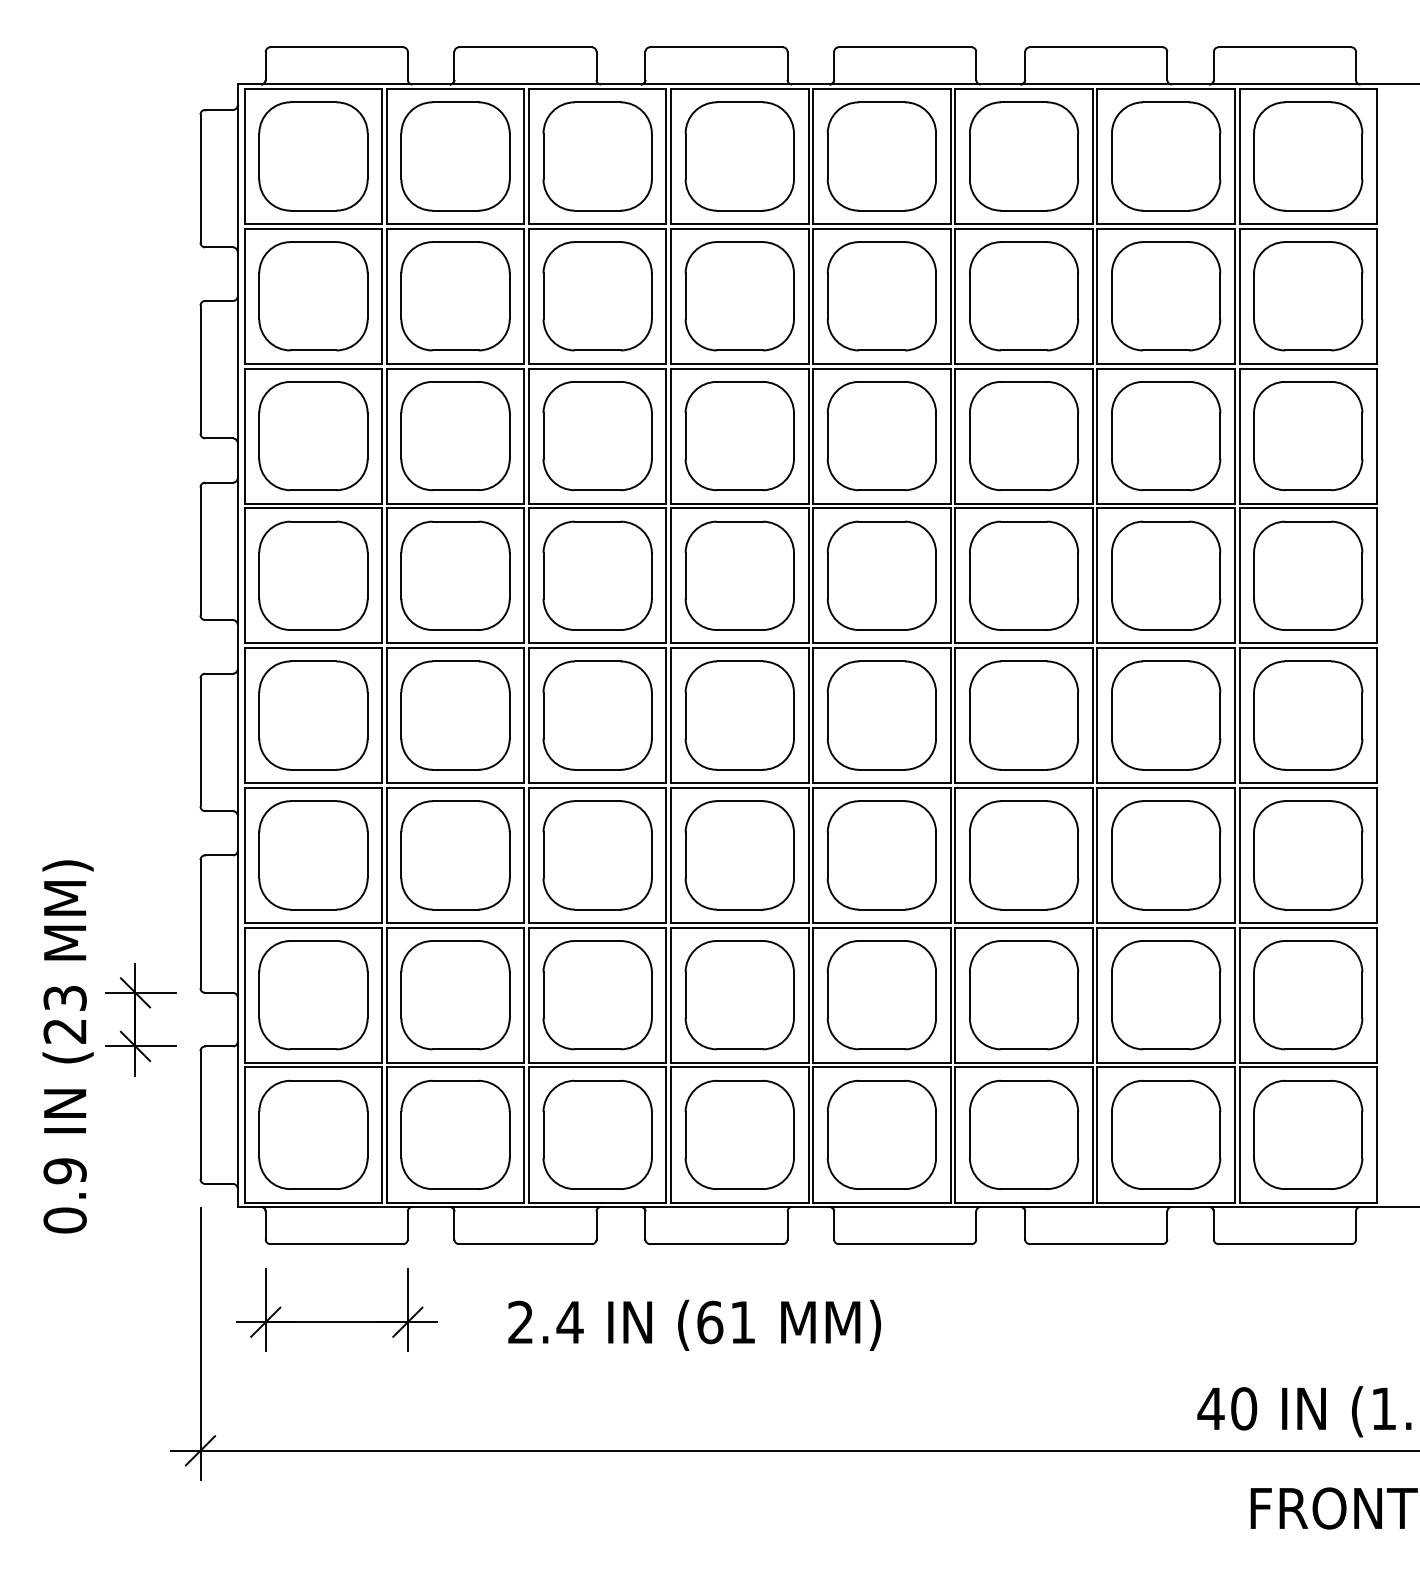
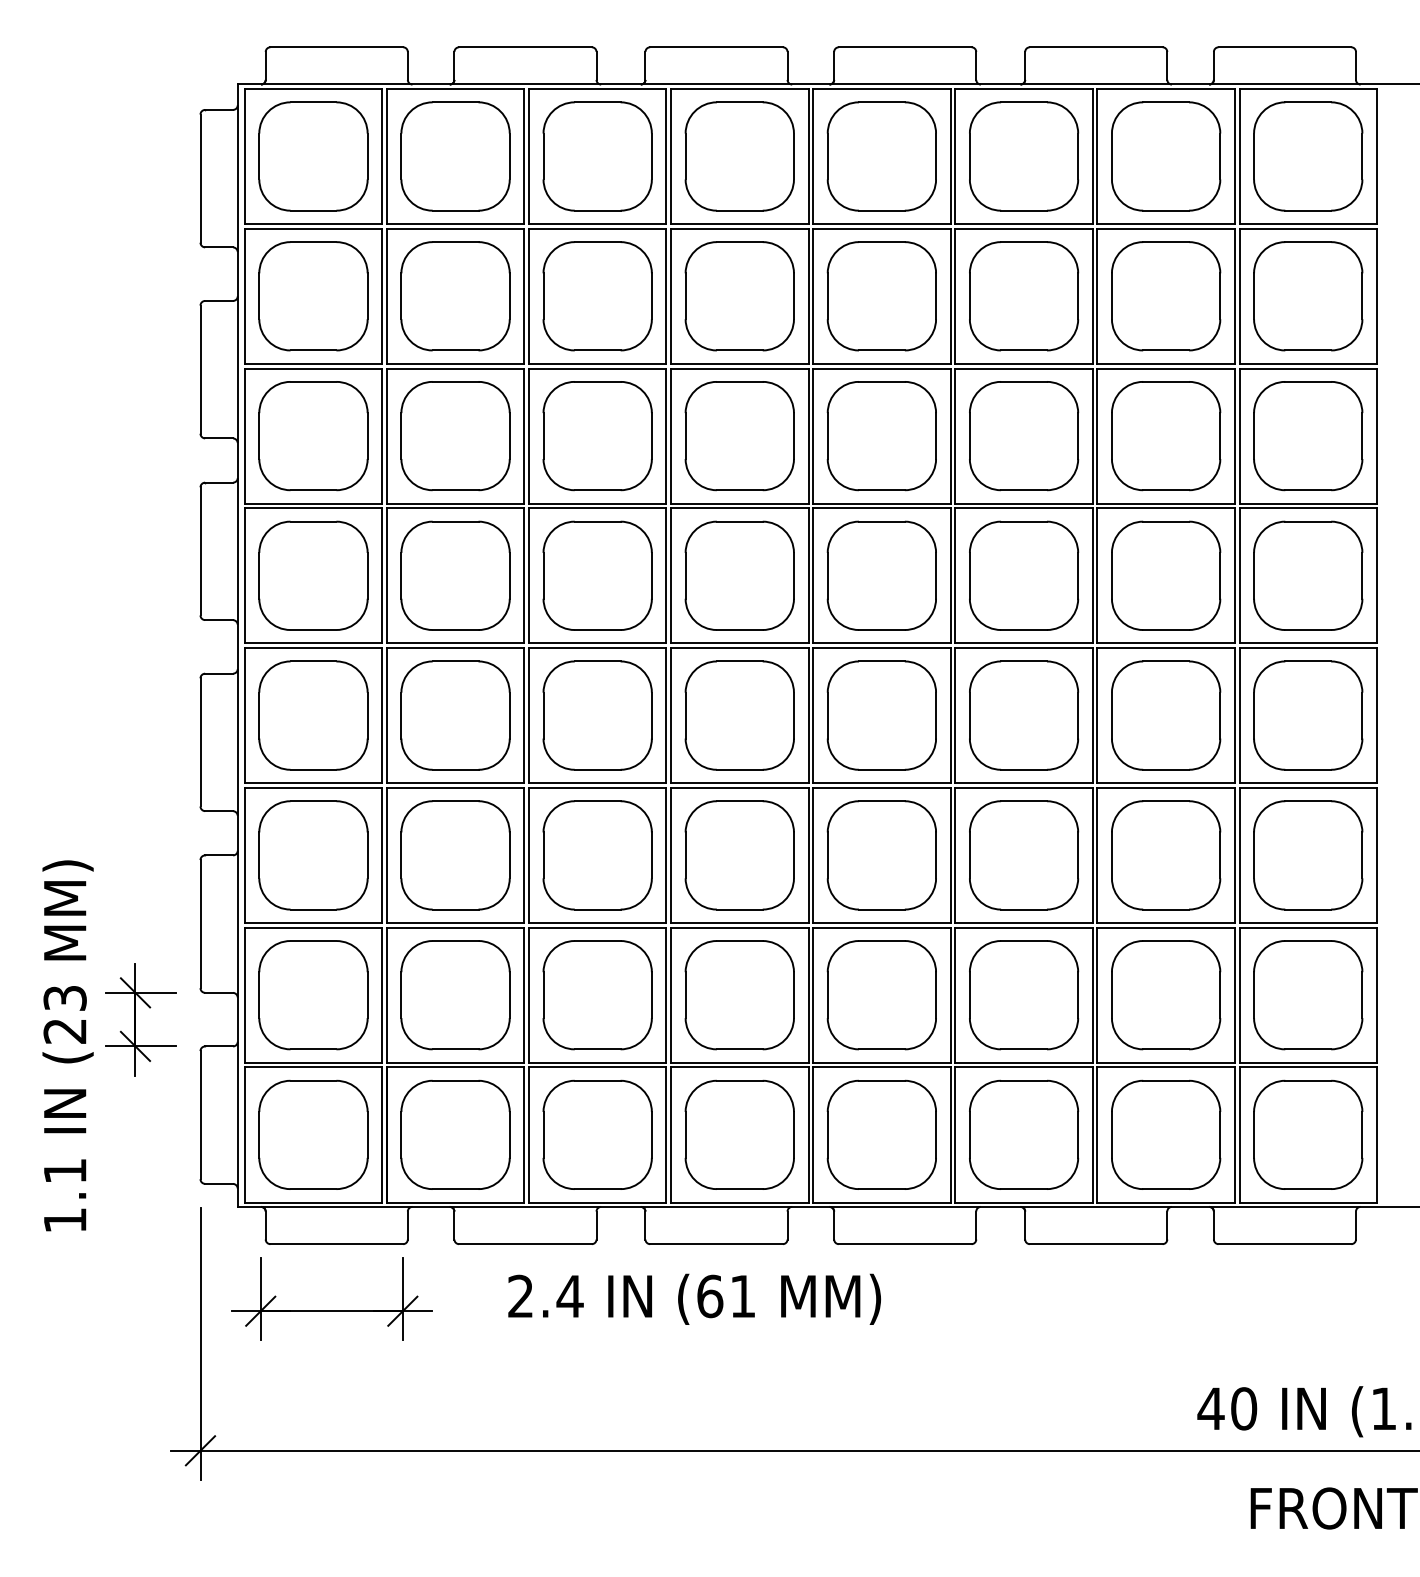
text: 0.9 -> 1.1 (64, 1195)
part position: (336, 1321) -> (331, 1310) (331, 1310)
text position: (694, 1324) -> (694, 1298) (694, 1298)
